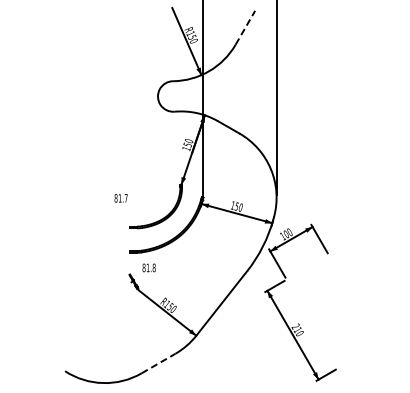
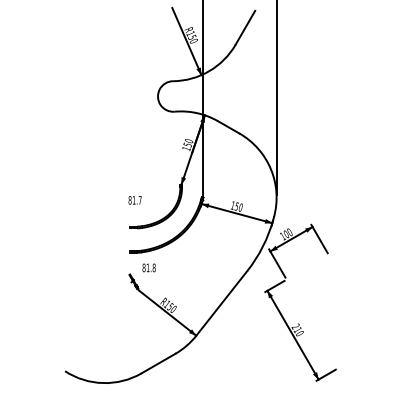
line: dashed -> solid (245, 27)
text position: (120, 198) -> (134, 200) (134, 200)
line: dashed -> solid (159, 363)
